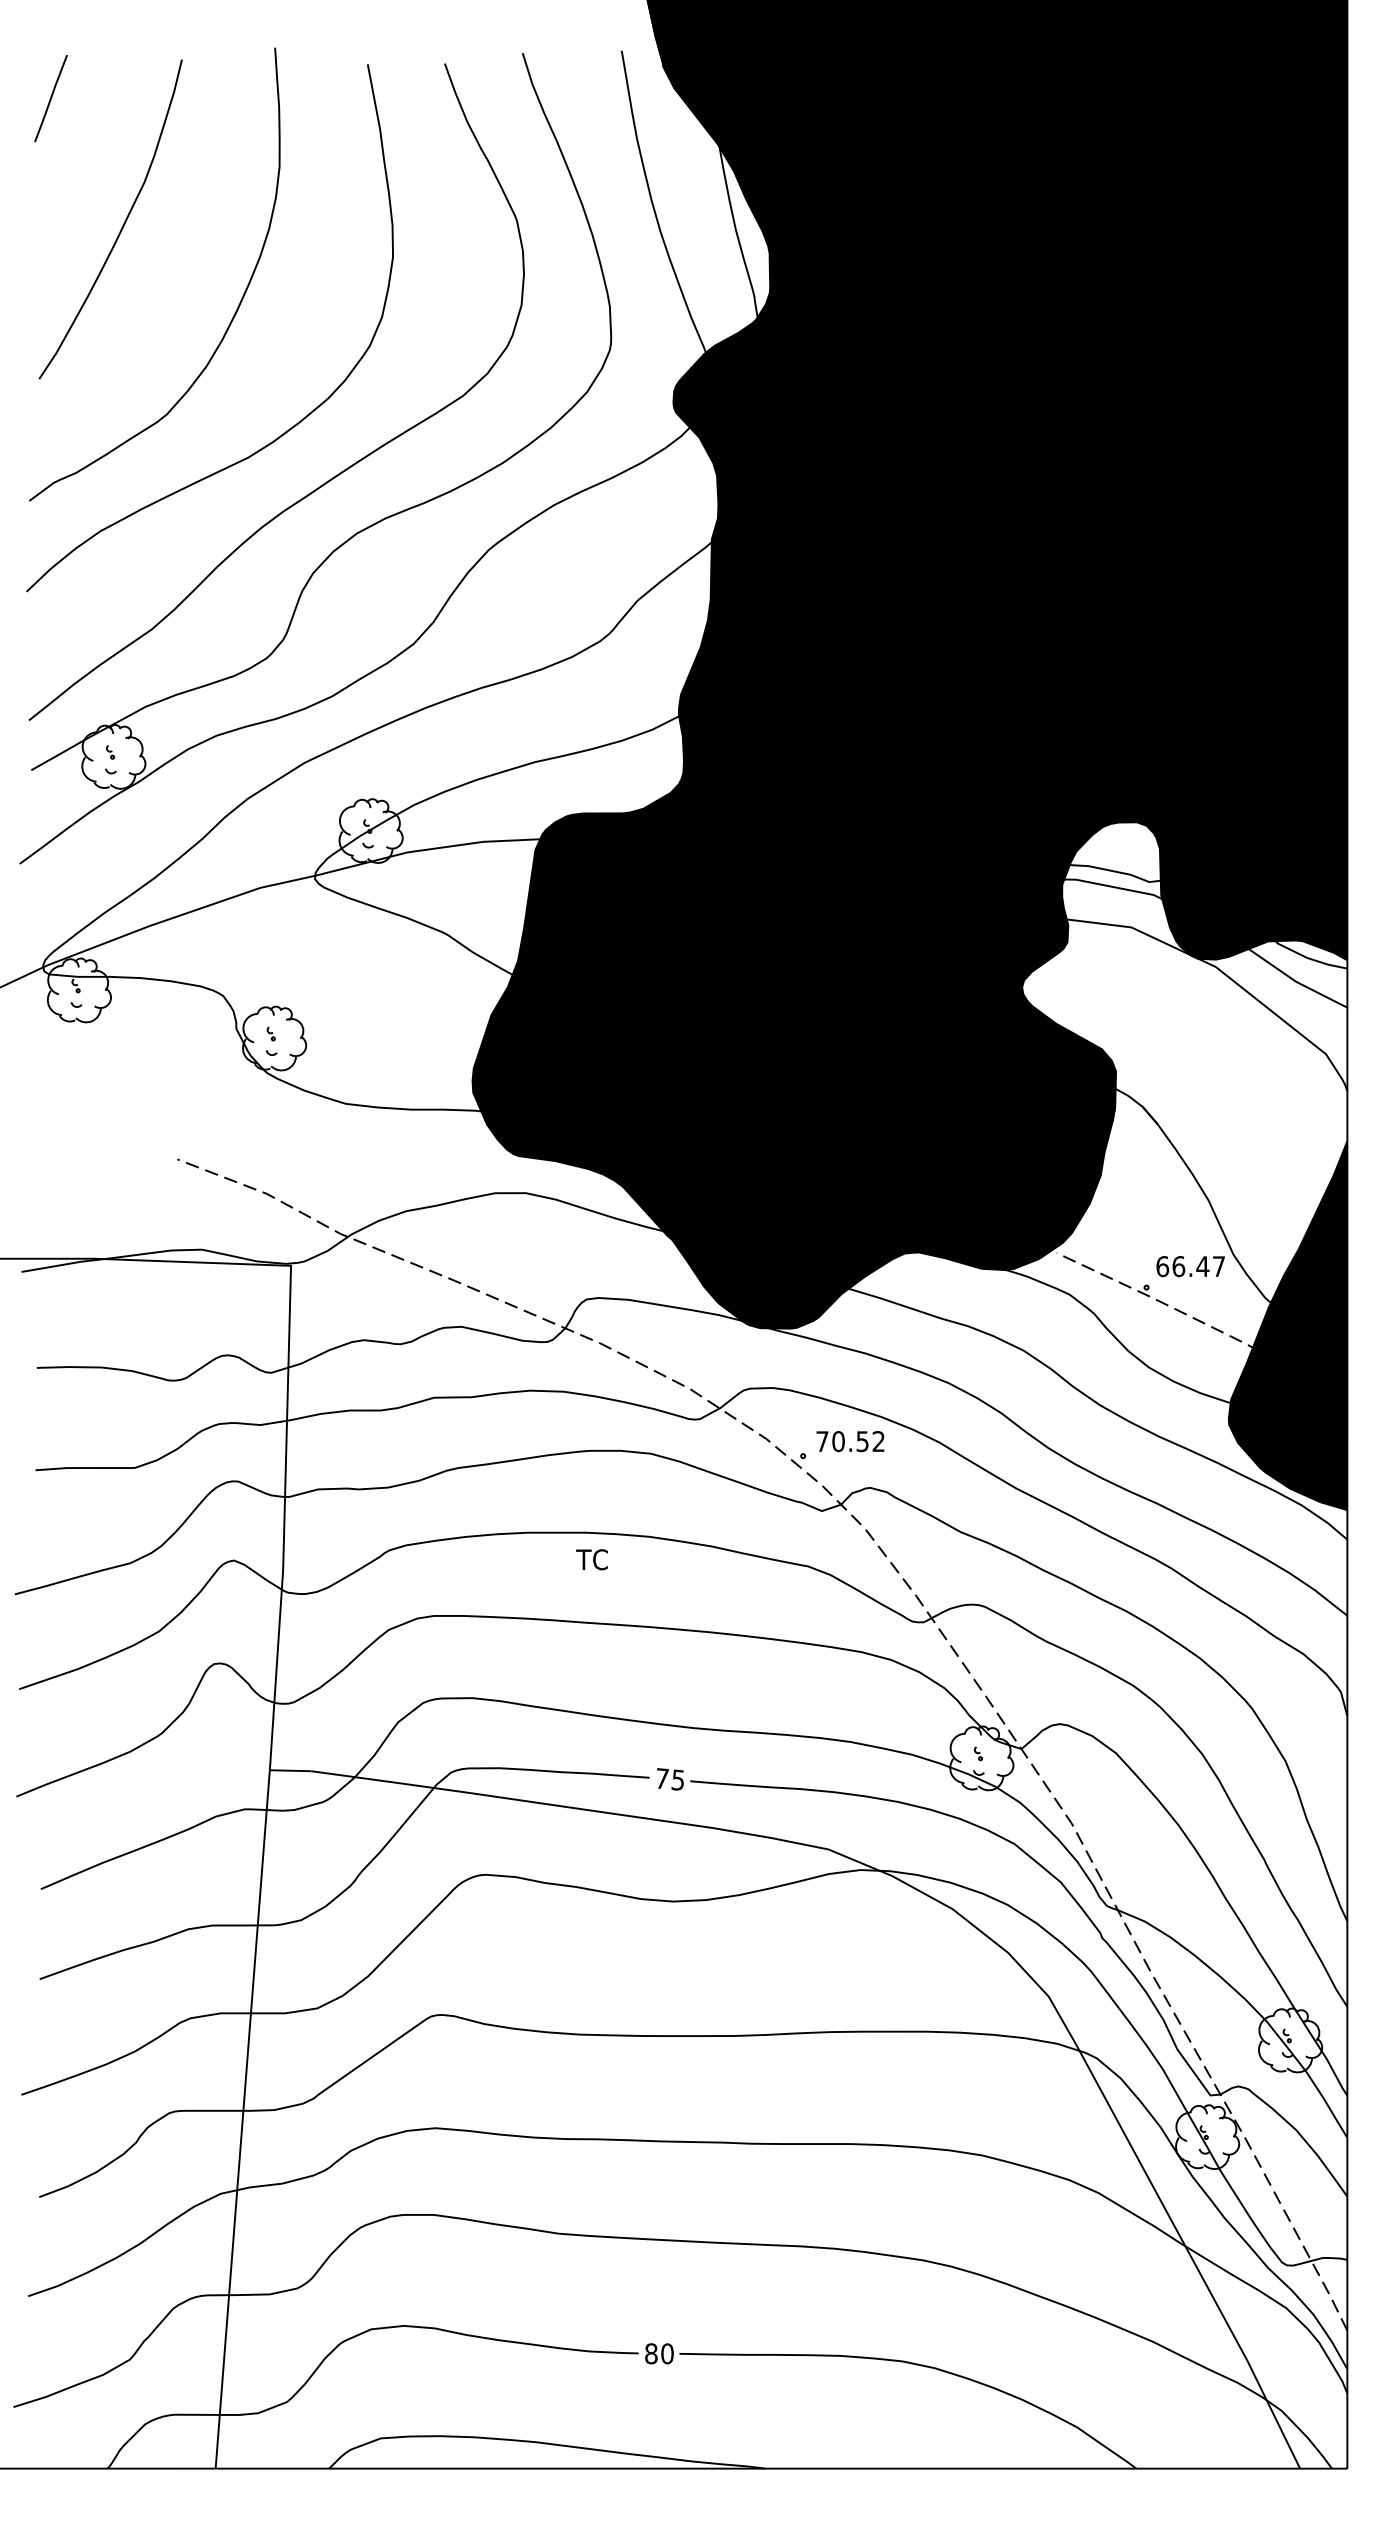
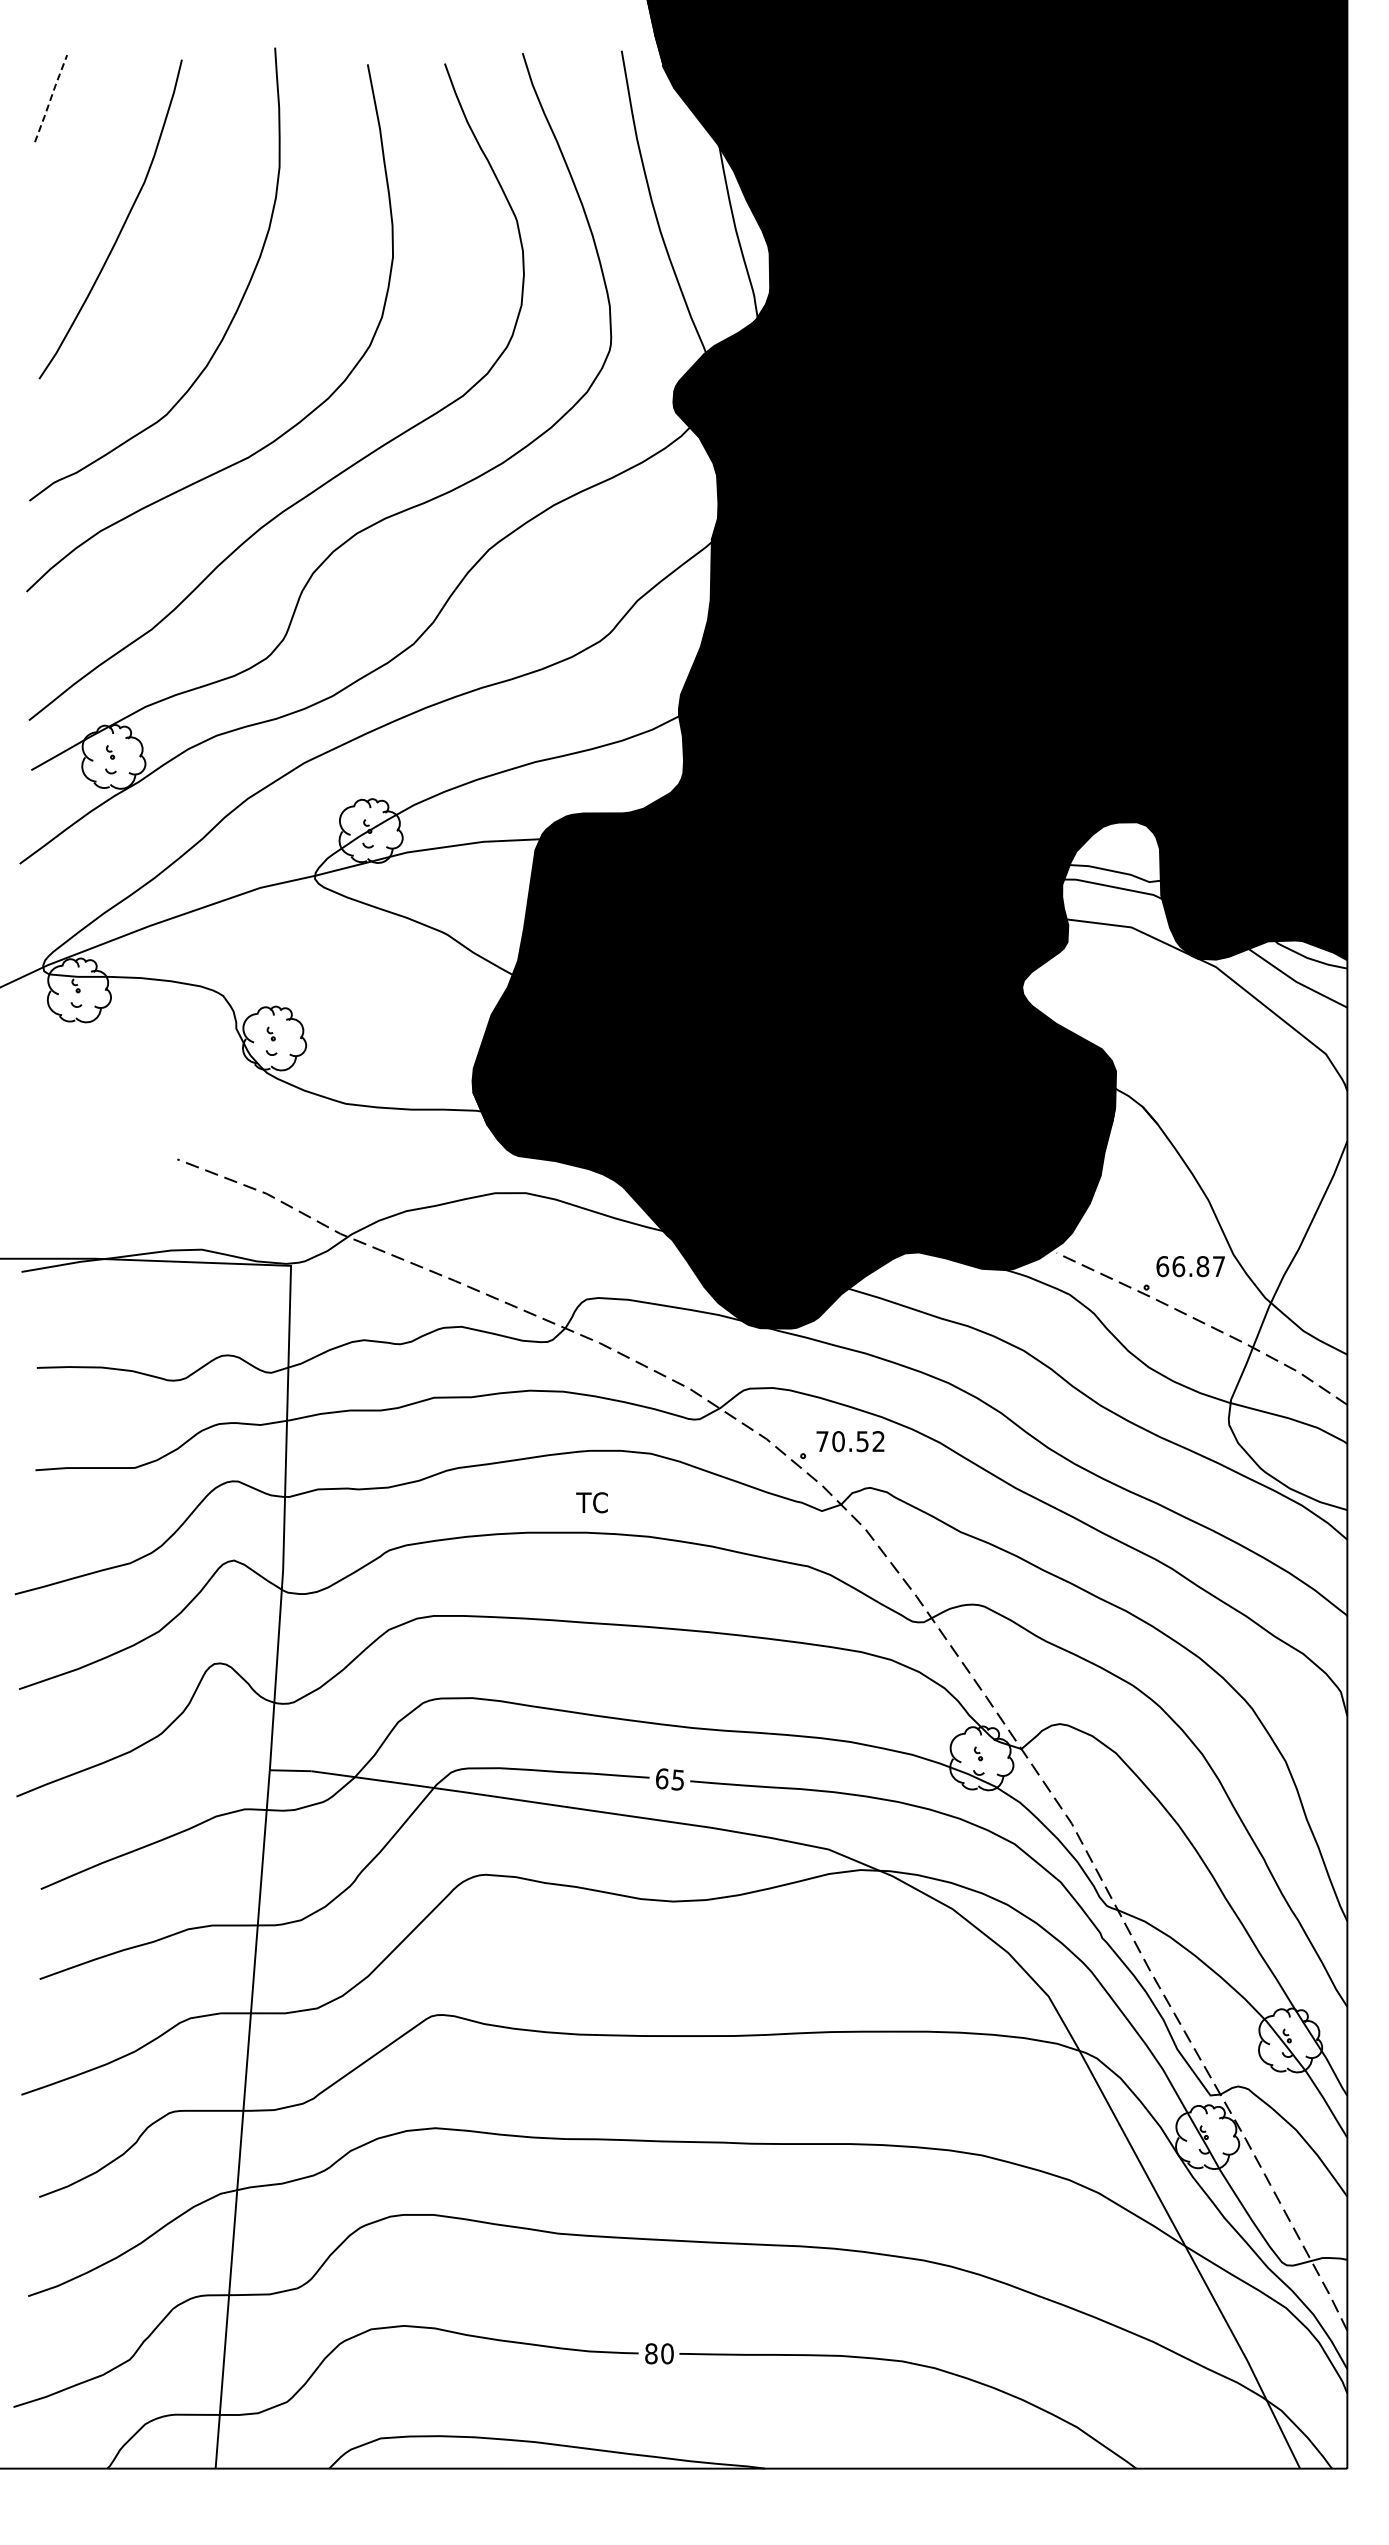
line: solid -> dashed (51, 98)
text: 66.47 -> 66.87 (1202, 1266)
fill: present -> none (1287, 1325)
text position: (591, 1559) -> (591, 1502) (591, 1502)
text: 75 -> 65 (662, 1778)
